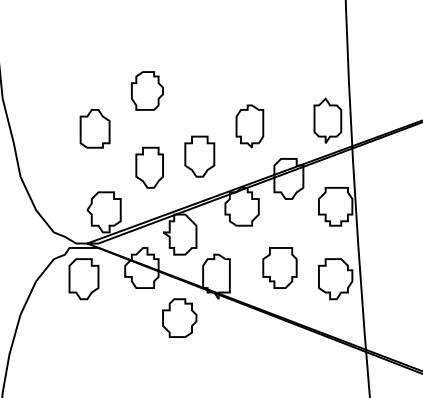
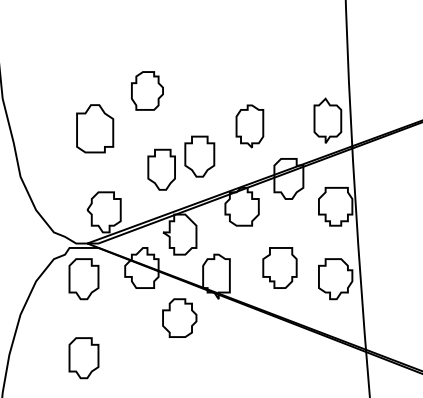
part size: 32x40 px -> 39x50 px (95, 128)
part position: (149, 167) -> (161, 169) (161, 169)
part: none -> present (83, 358)
